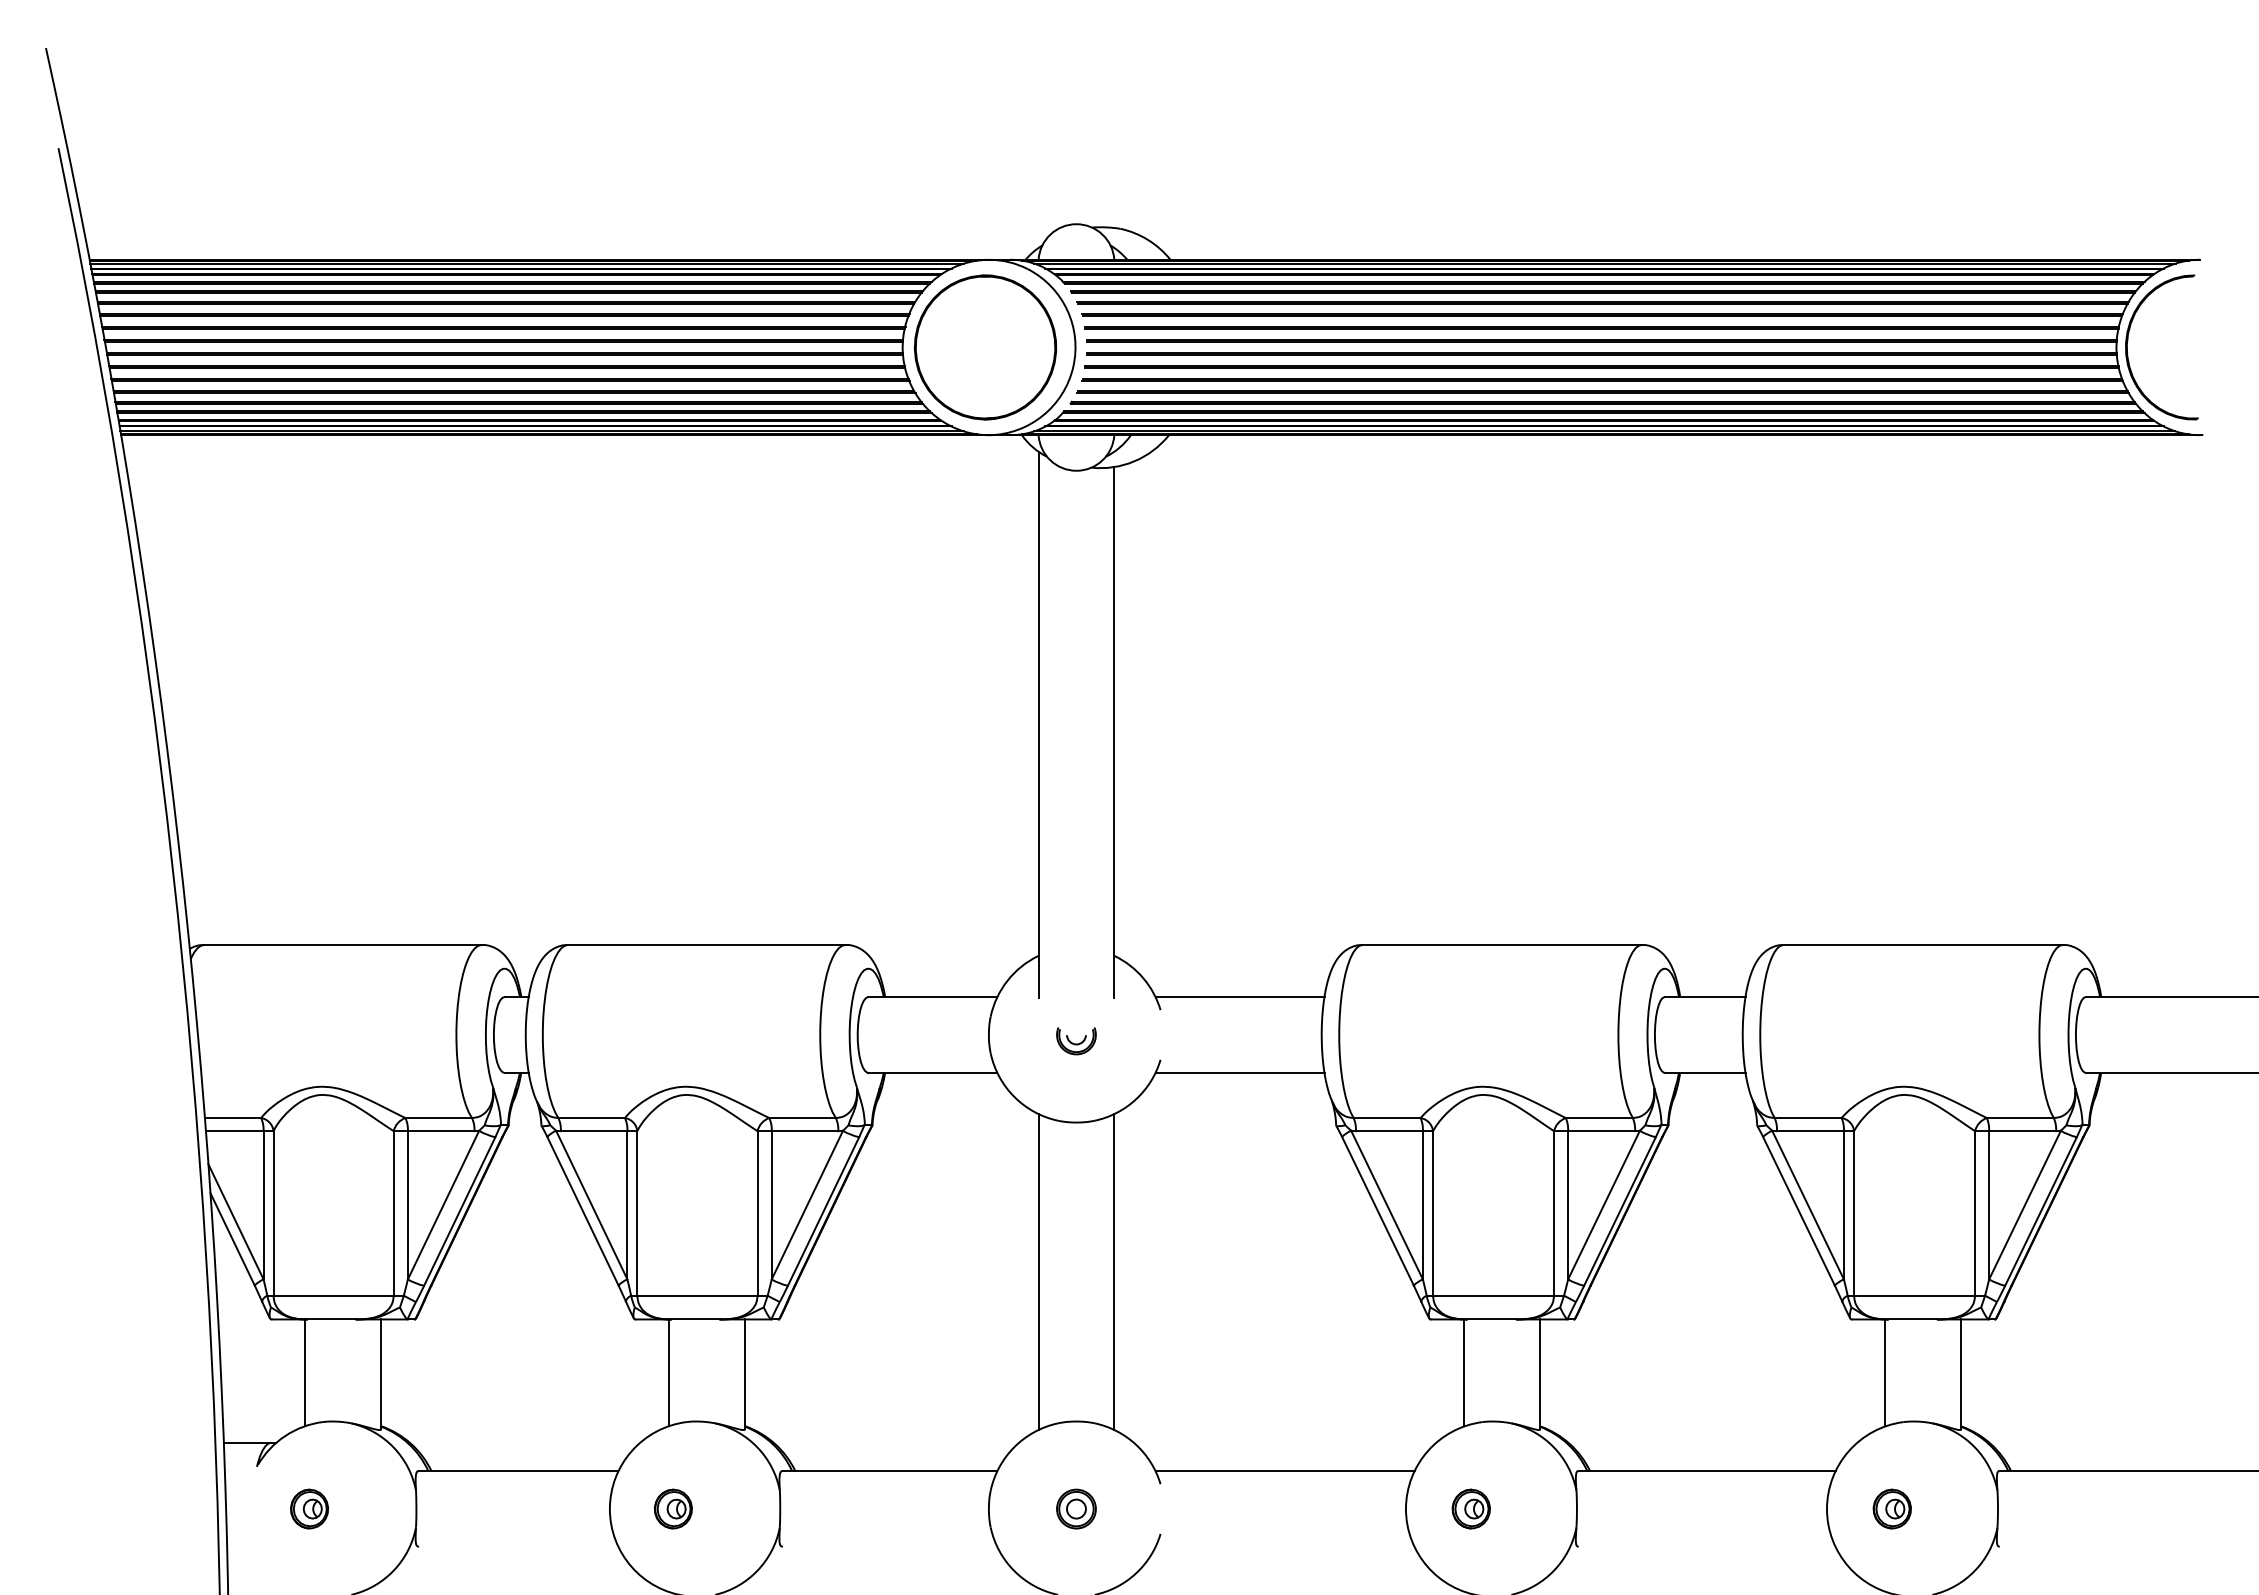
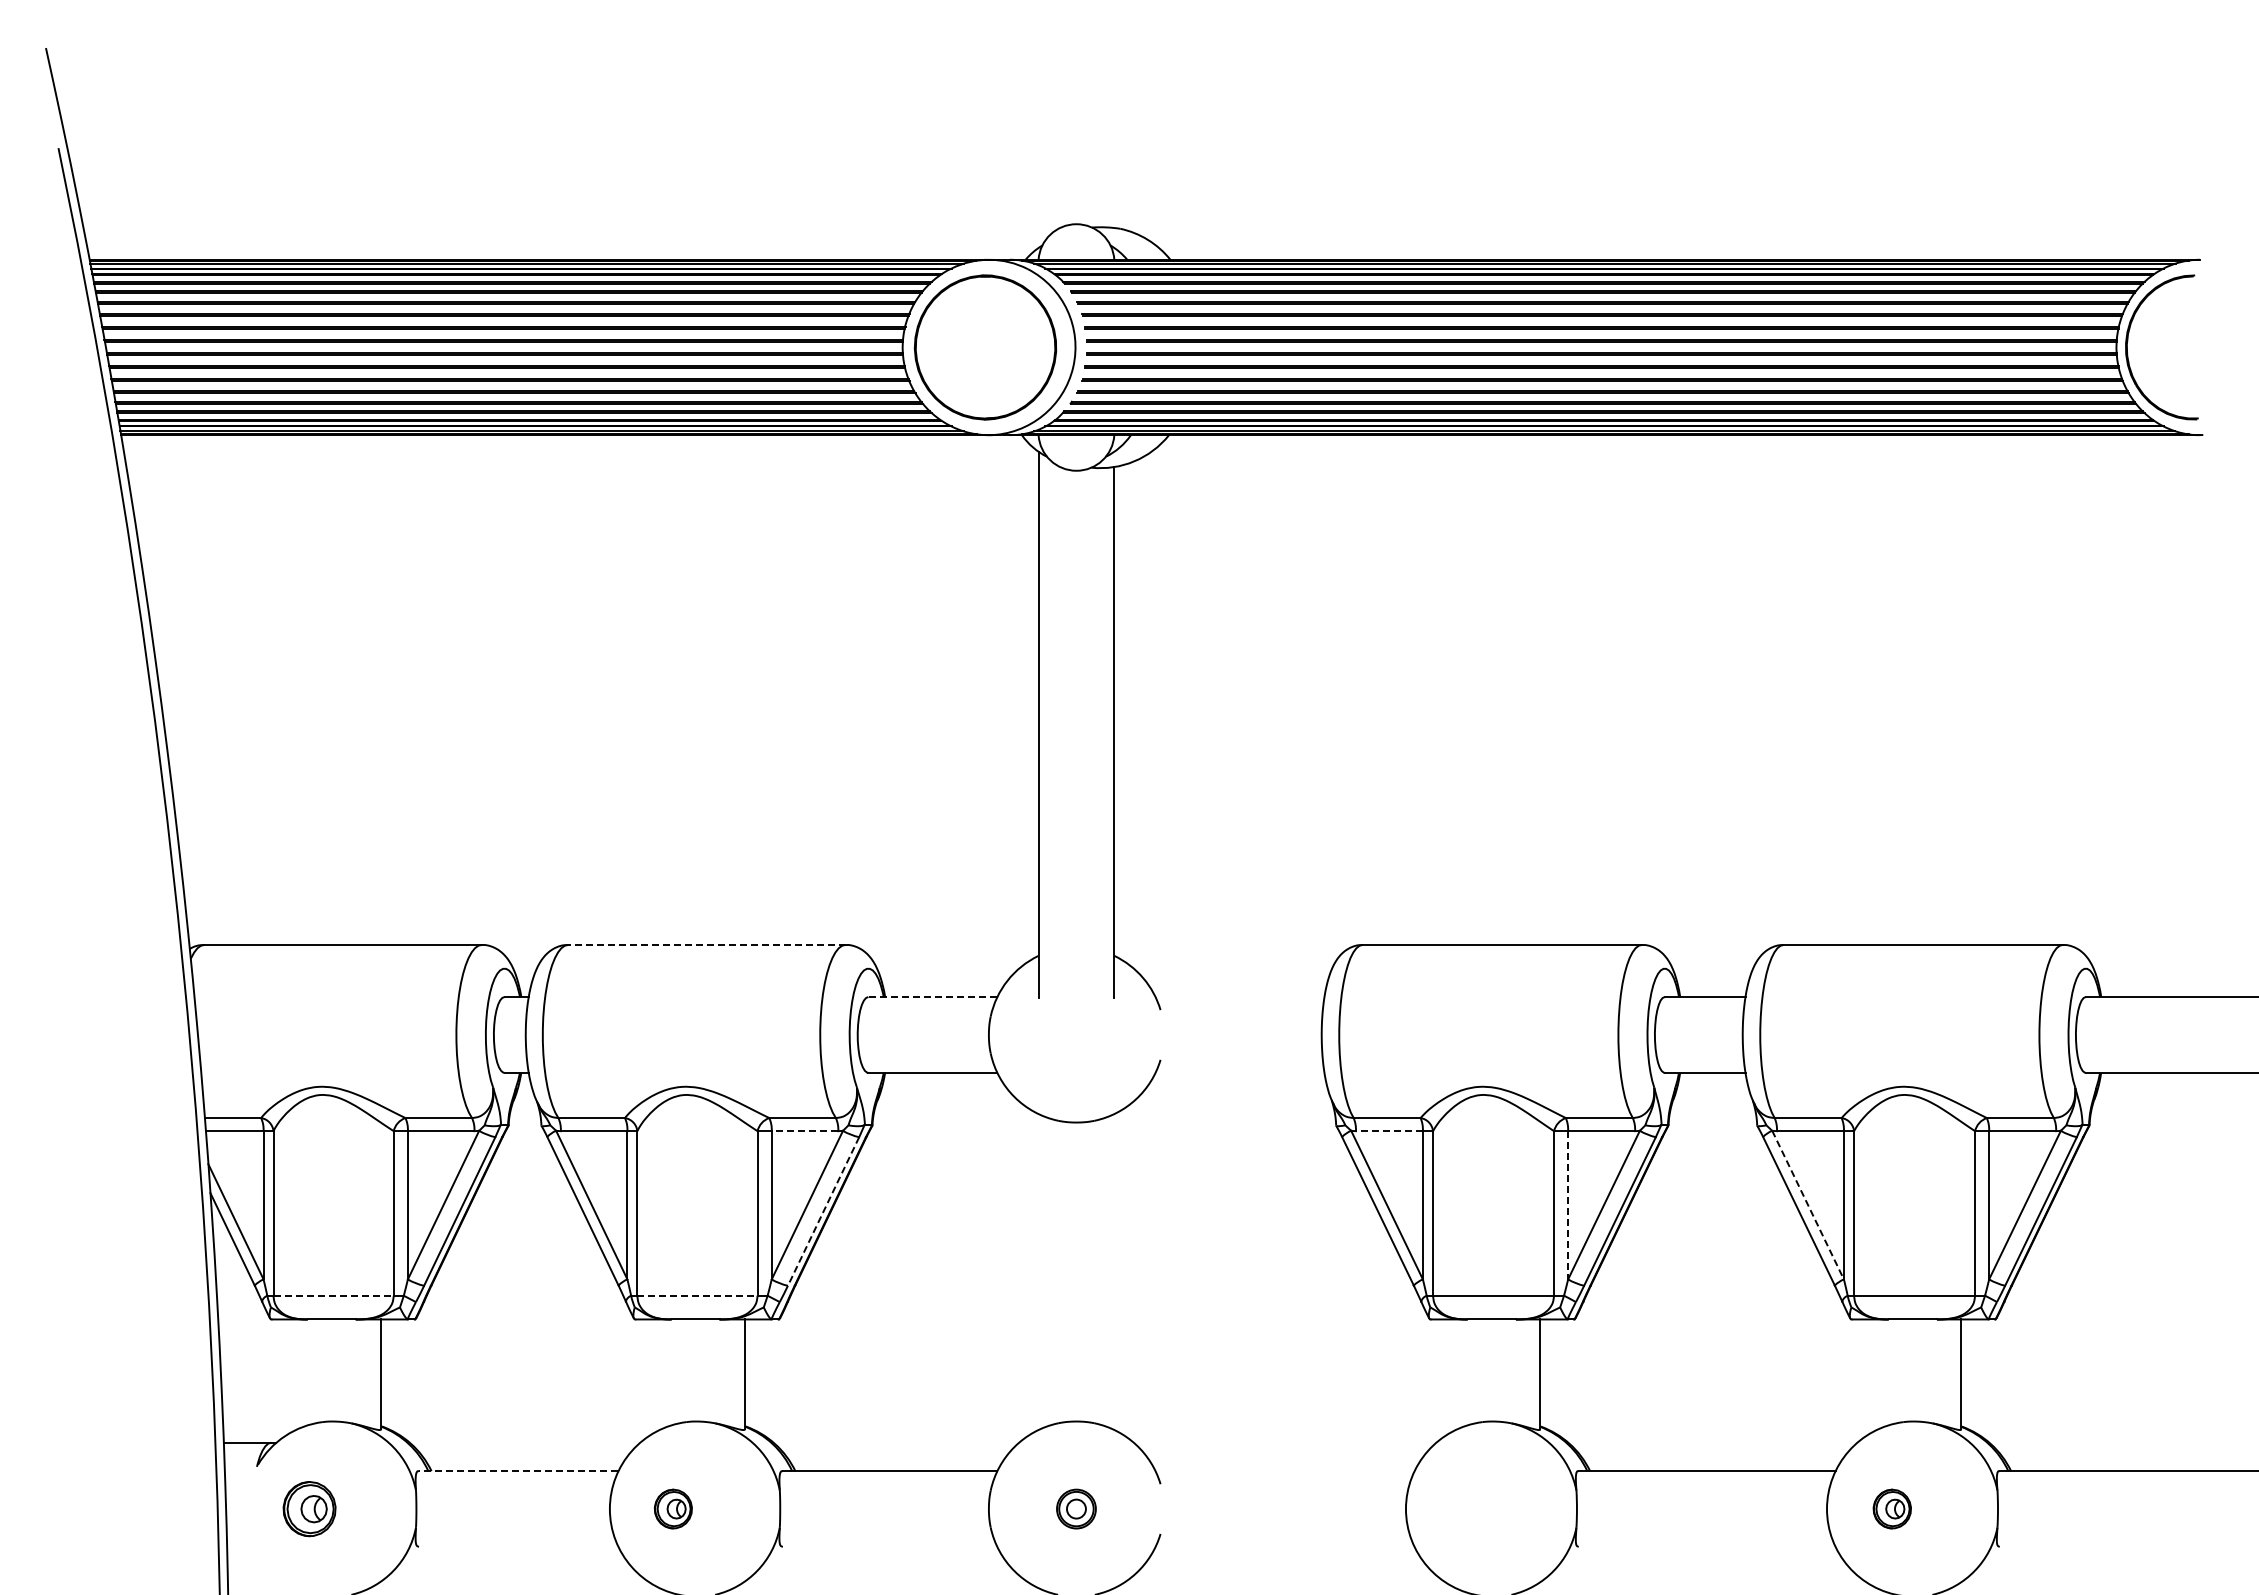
line: solid -> dashed (706, 944)
line: solid -> dashed (932, 997)
line: present -> none (1239, 997)
part: present -> none (1076, 1041)
line: present -> none (1239, 1072)
line: solid -> dashed (804, 1131)
line: solid -> dashed (1388, 1131)
line: solid -> dashed (1568, 1205)
line: solid -> dashed (1808, 1205)
line: solid -> dashed (823, 1211)
line: present -> none (1038, 1272)
line: present -> none (1114, 1272)
line: solid -> dashed (334, 1295)
line: solid -> dashed (697, 1295)
line: present -> none (305, 1372)
line: present -> none (669, 1372)
line: present -> none (1464, 1372)
line: present -> none (1885, 1372)
line: solid -> dashed (518, 1471)
line: present -> none (1284, 1471)
part size: 39x42 px -> 55x57 px (309, 1509)
part: present -> none (1470, 1508)
